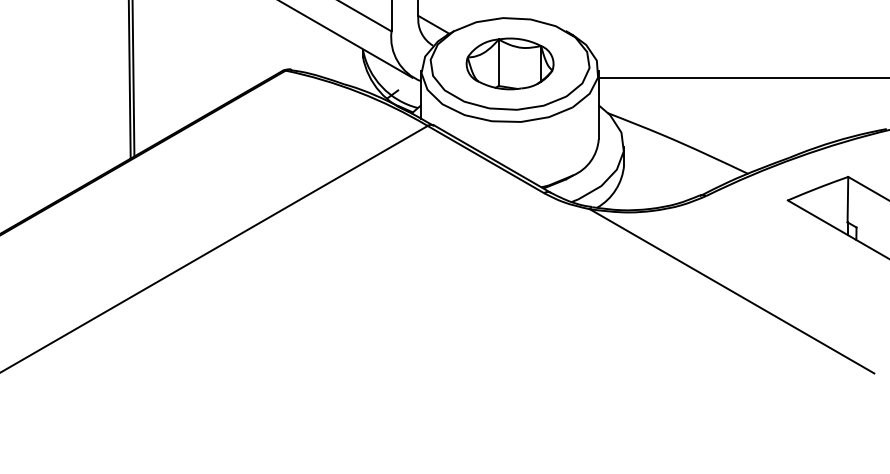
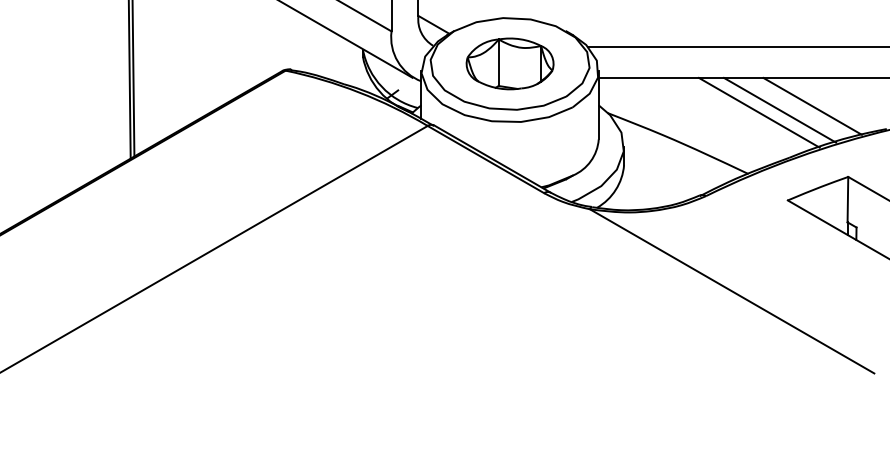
line: none -> present (737, 46)
line: none -> present (812, 105)
line: none -> present (780, 109)
line: none -> present (758, 112)
